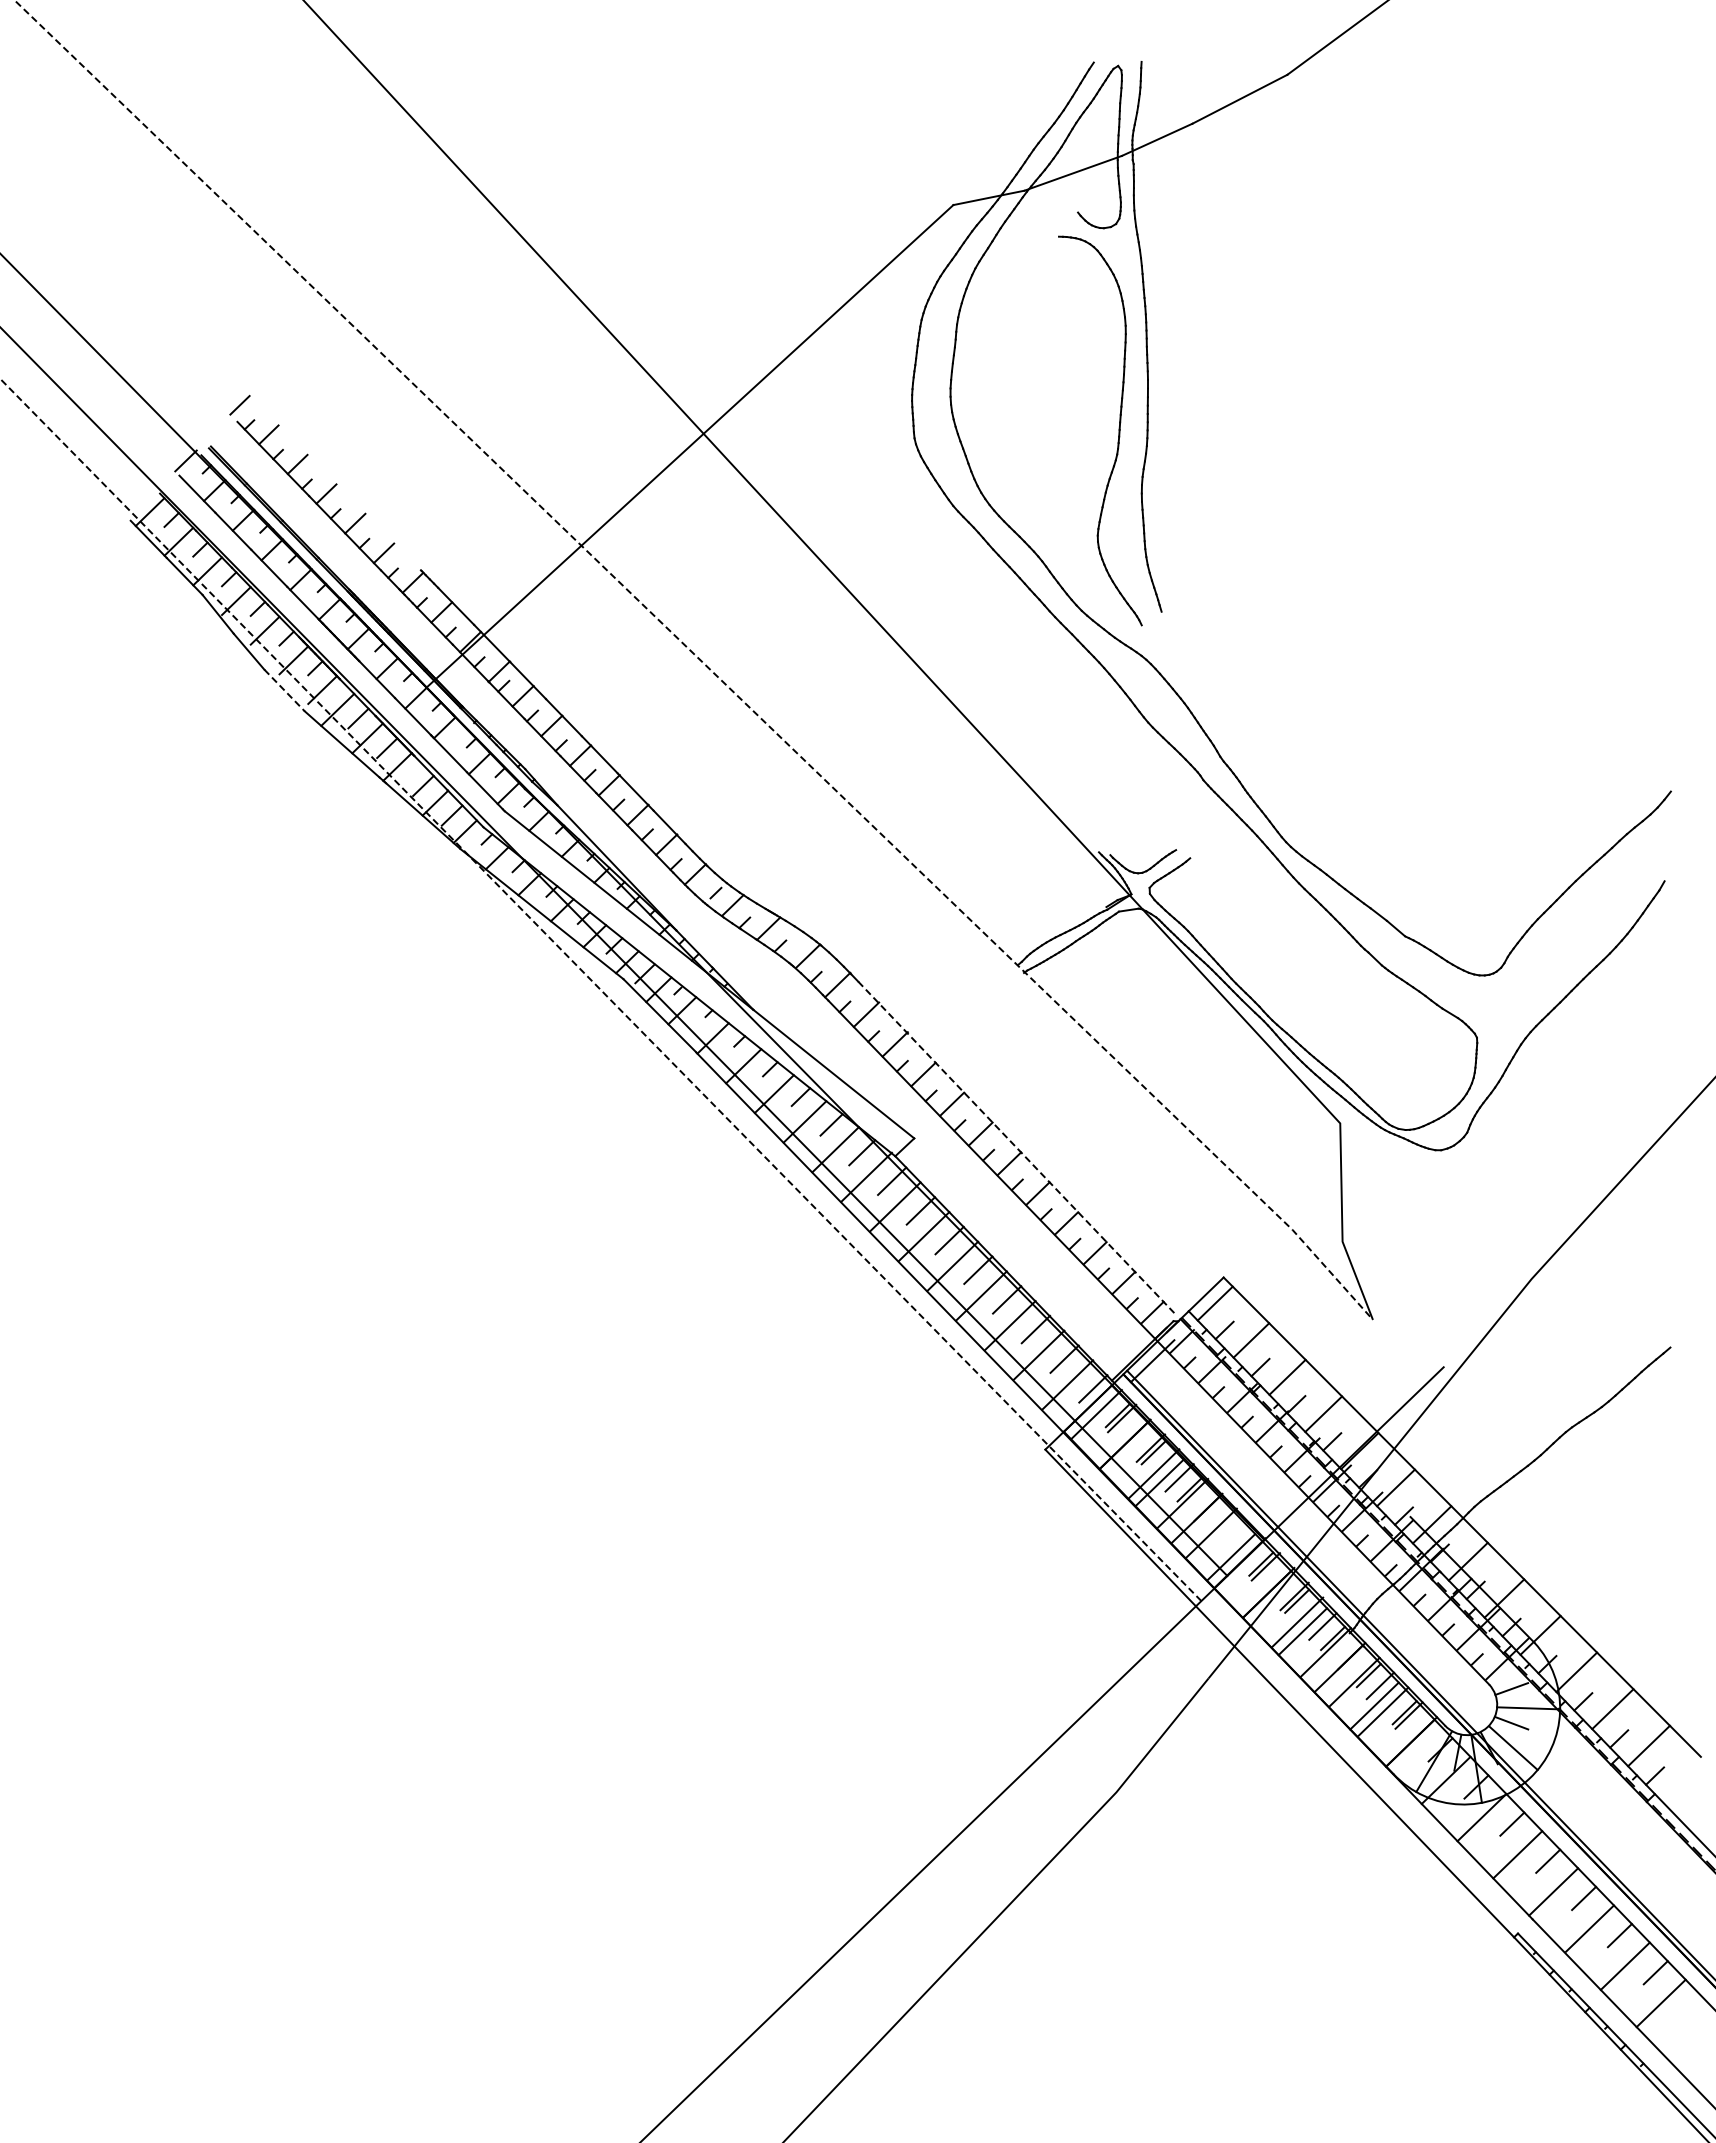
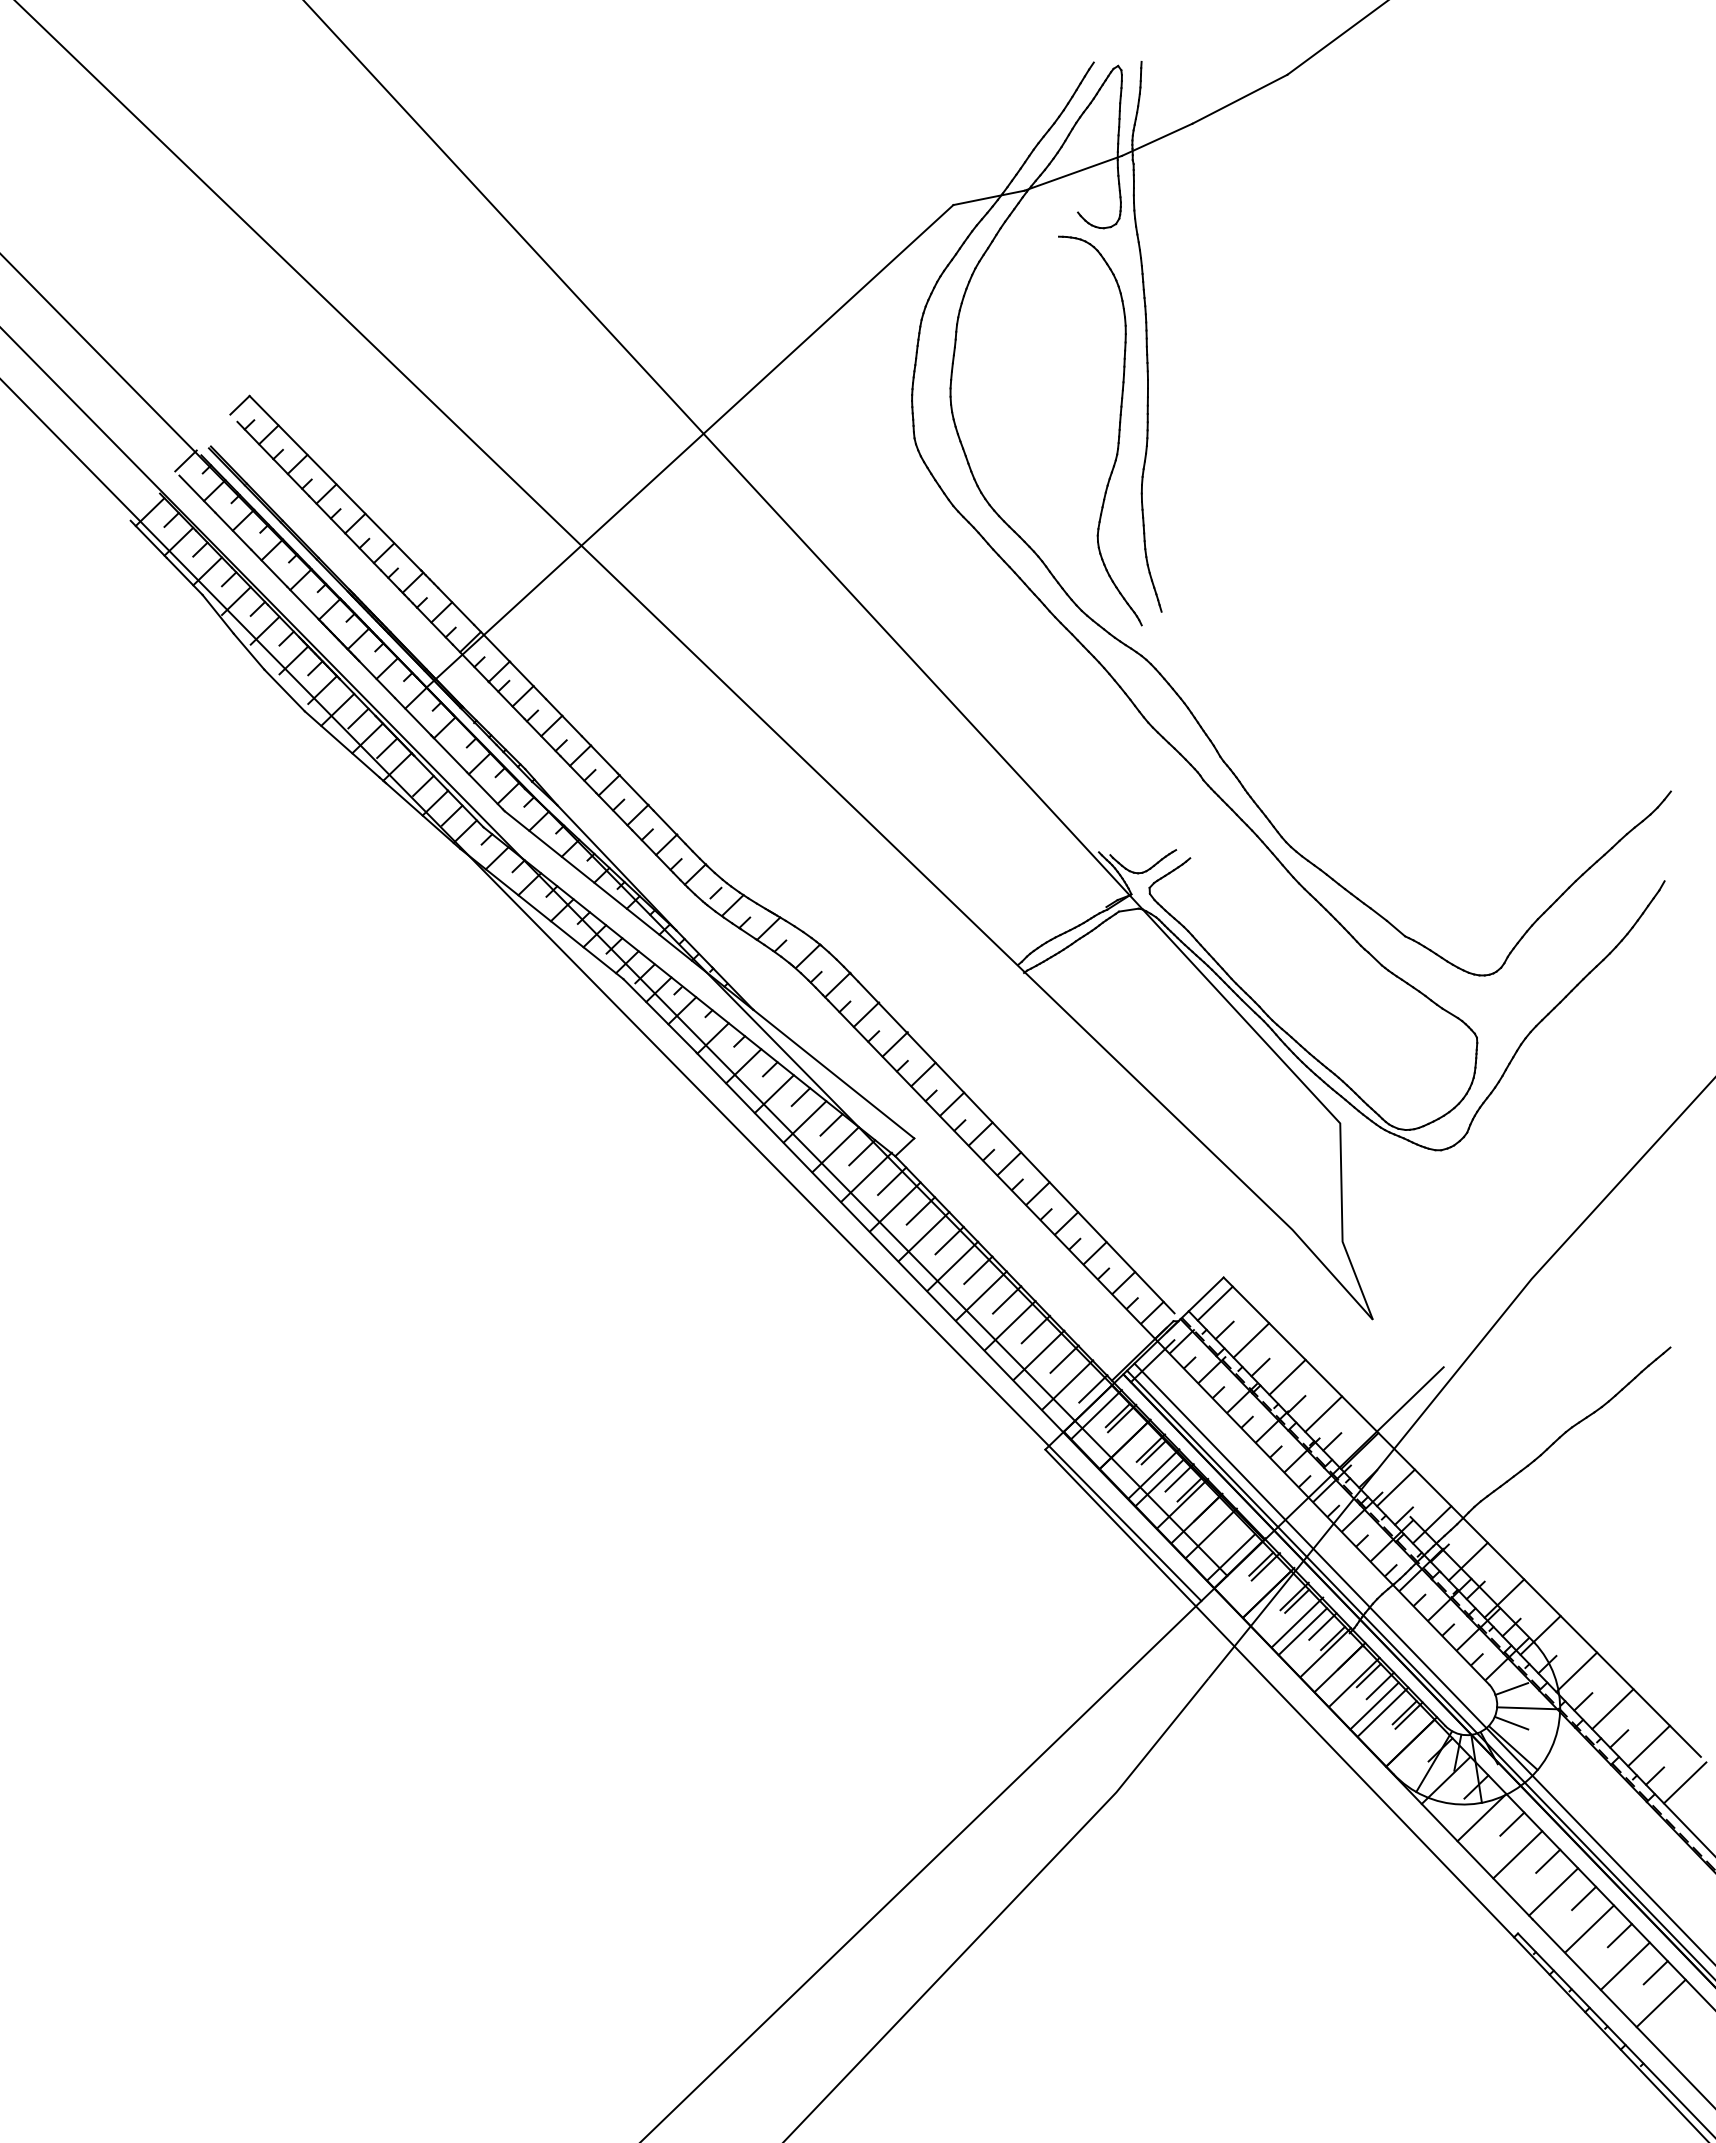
line: none -> present (335, 483)
line: dashed -> solid (697, 657)
line: dashed -> solid (284, 690)
line: dashed -> solid (600, 990)
line: dashed -> solid (1016, 1147)
line: none -> present (1423, 1662)
line: none -> present (1684, 1782)
